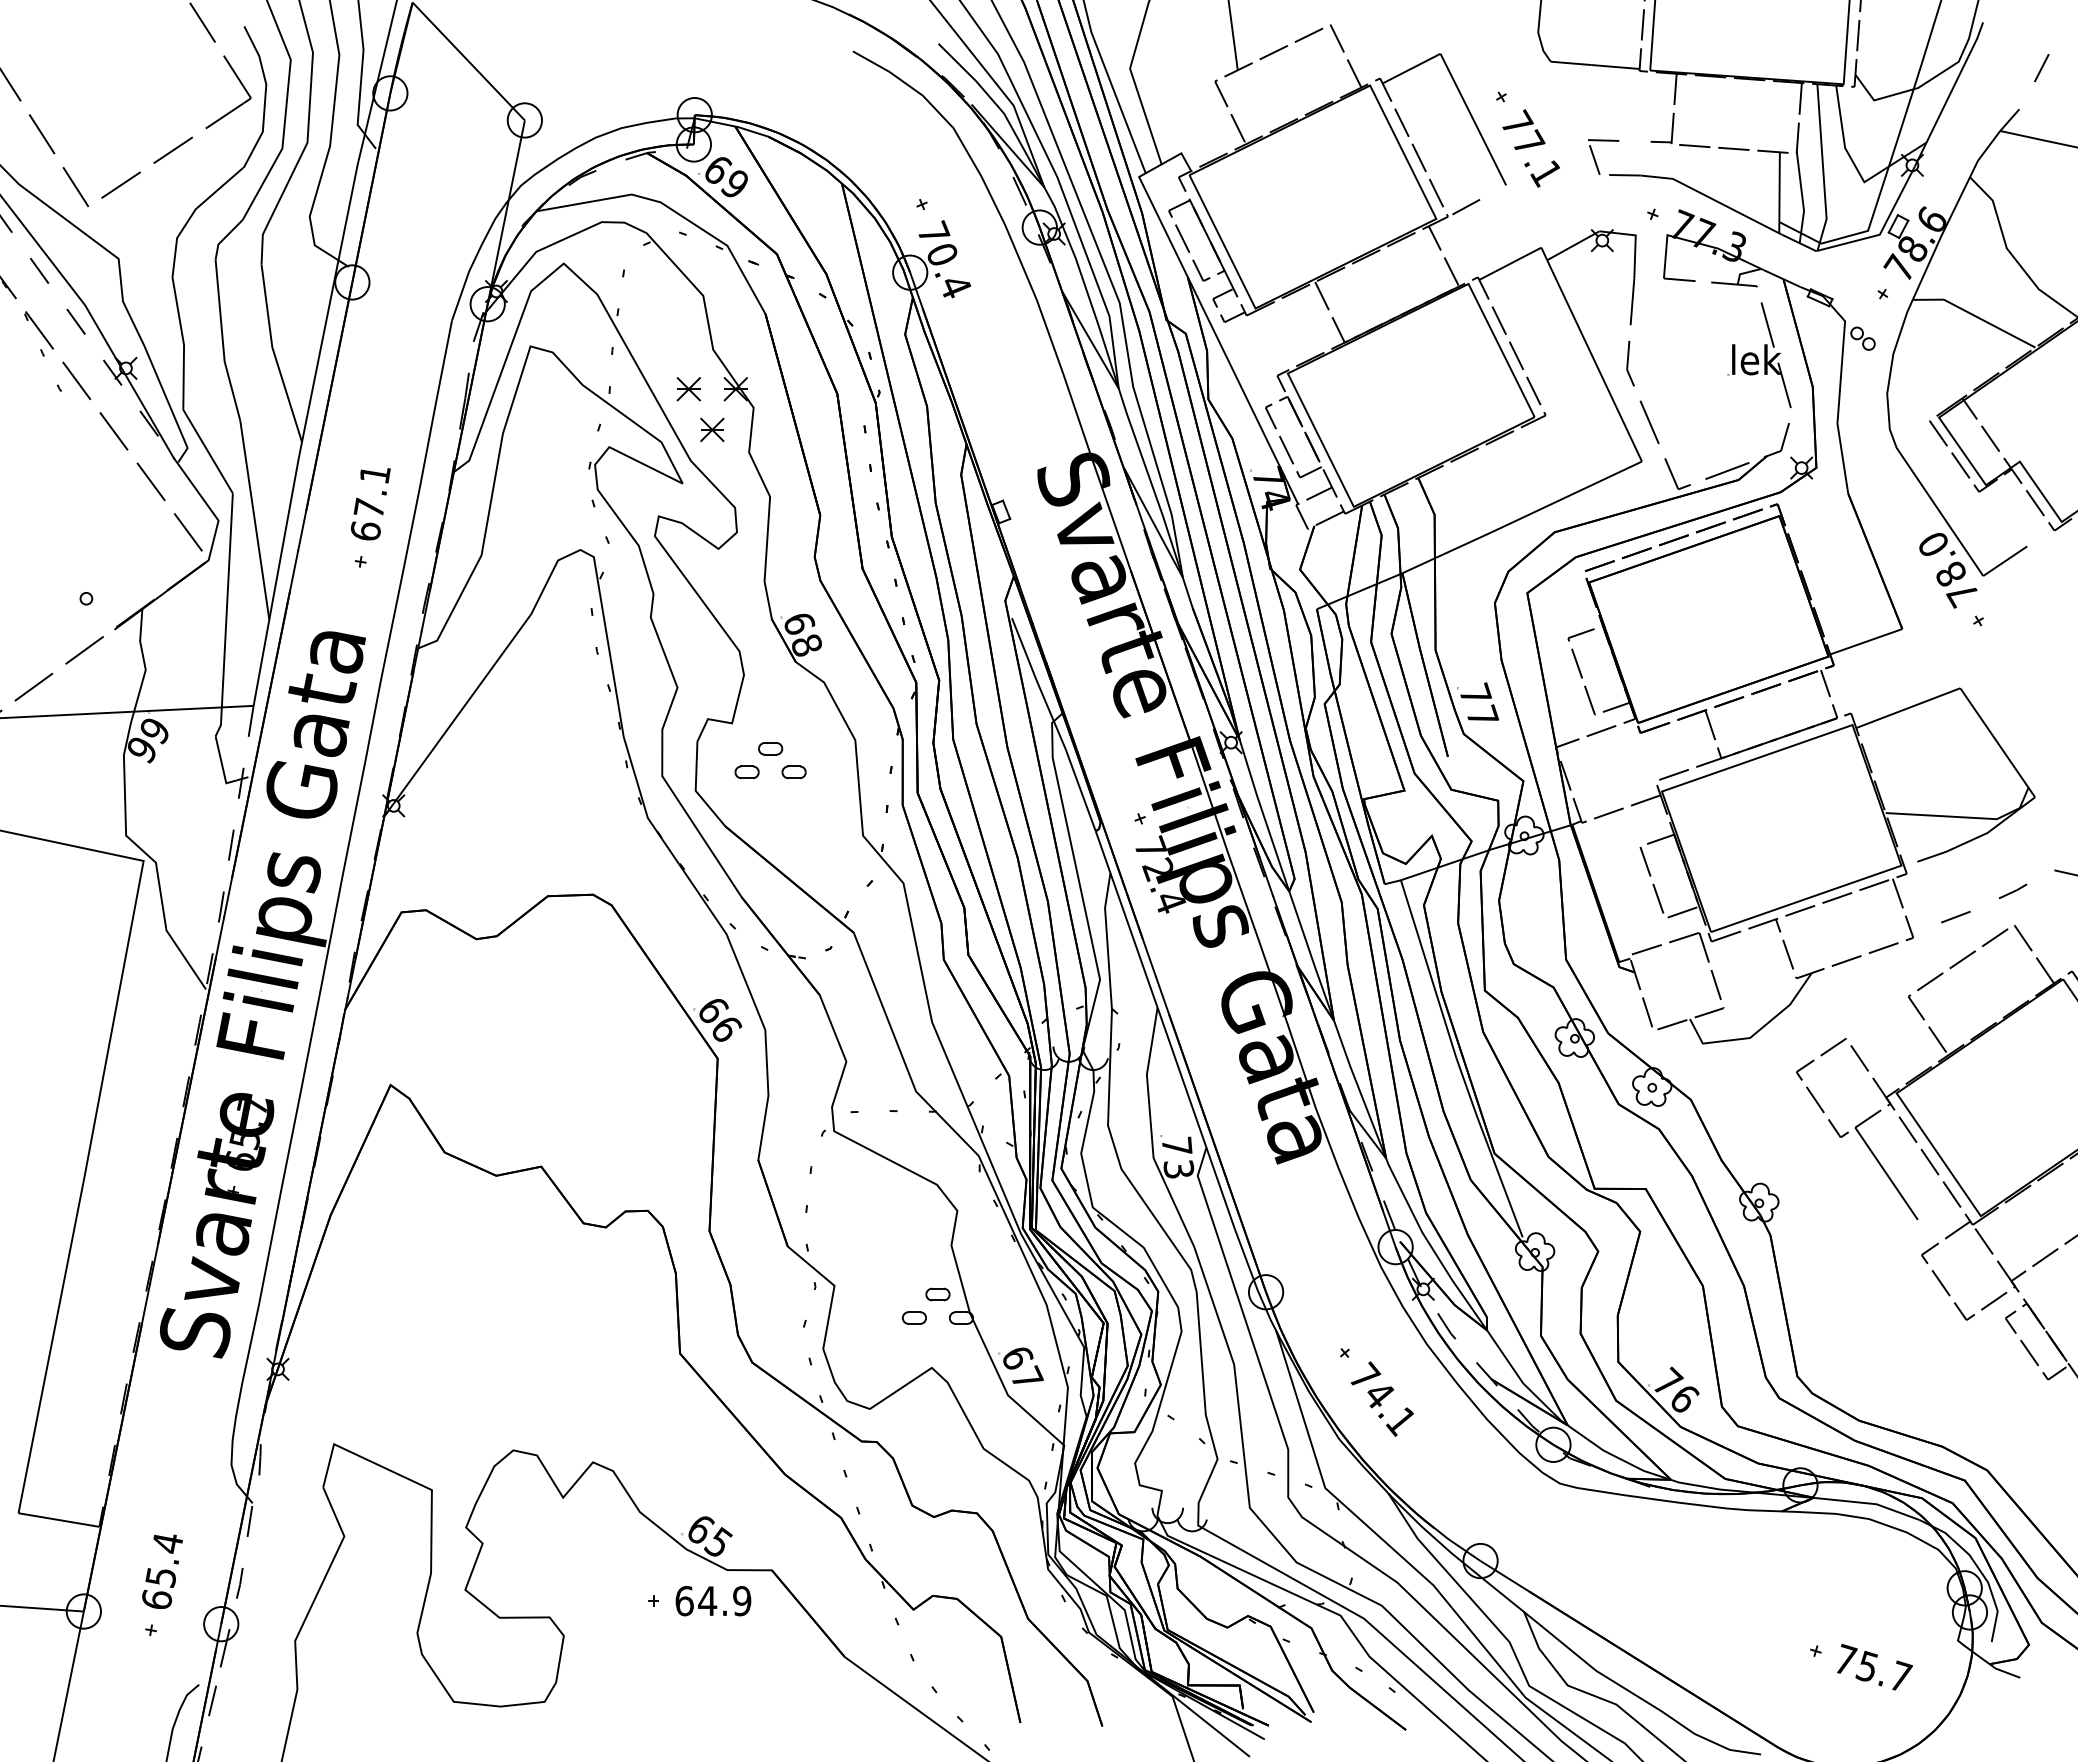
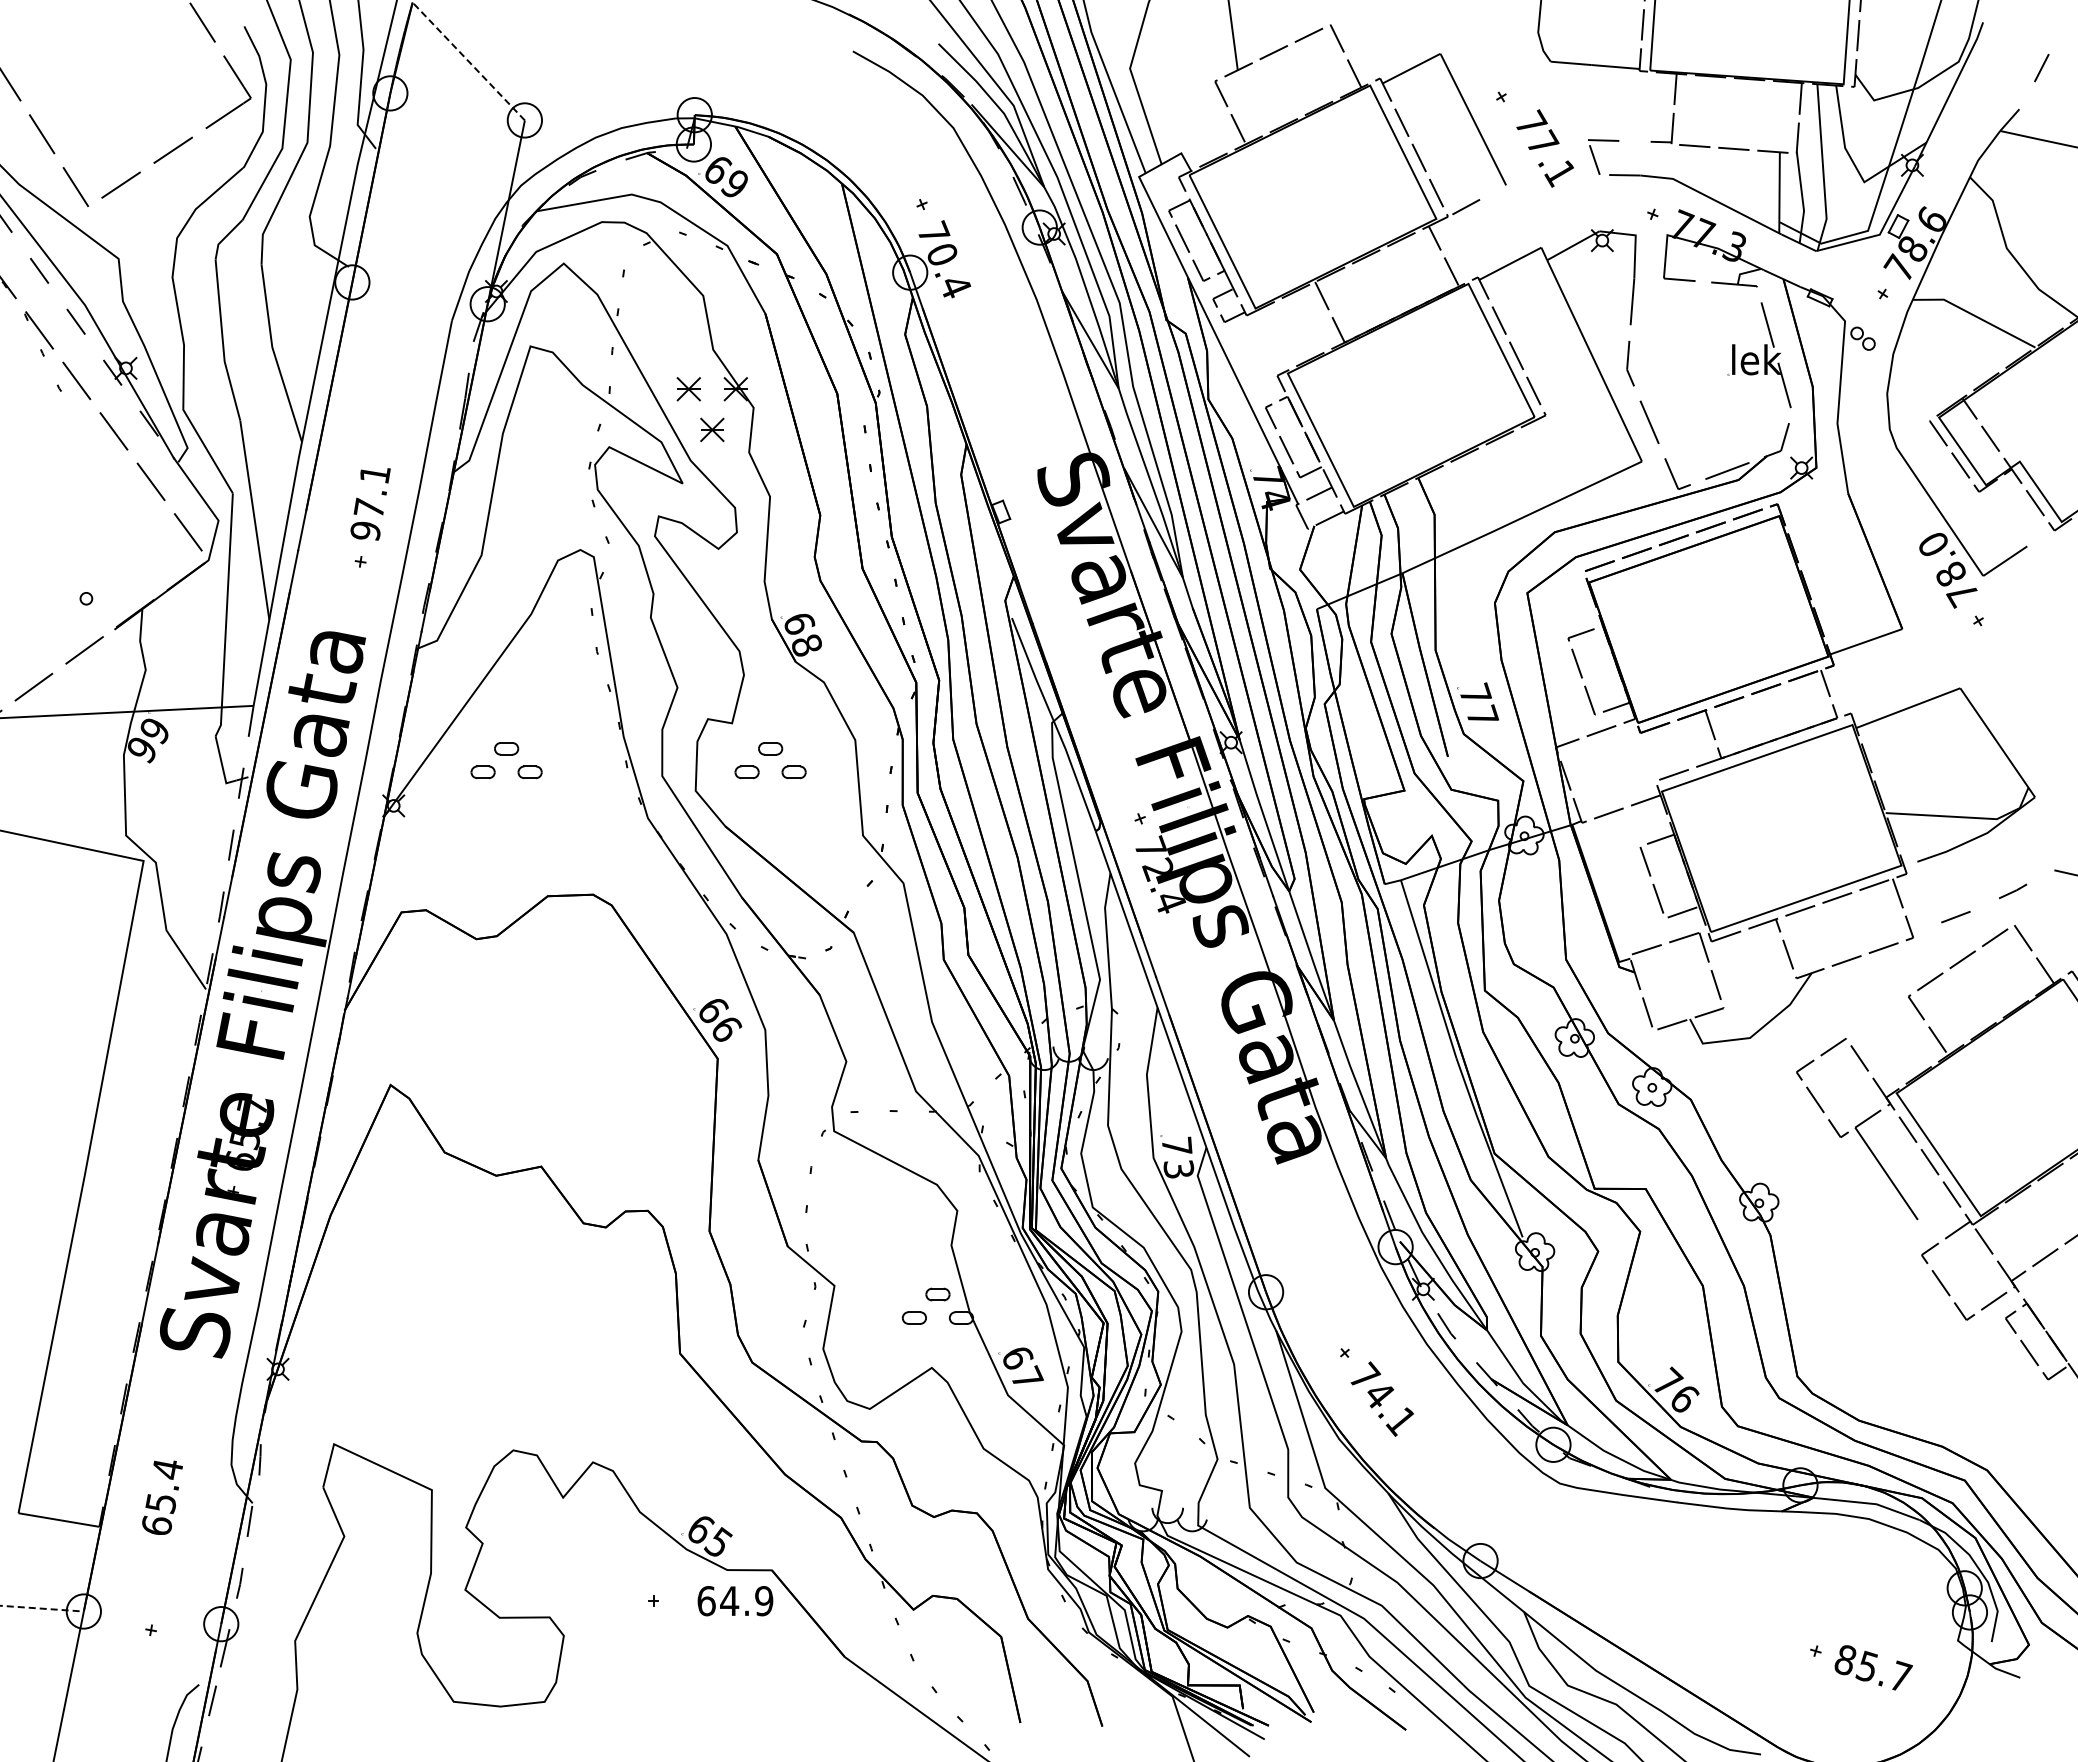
line: solid -> dashed (468, 61)
text position: (1530, 148) -> (1544, 148) (1544, 148)
text: 67.1 -> 97.1 (365, 530)
part: none -> present (506, 760)
text position: (162, 1571) -> (162, 1497) (162, 1497)
text position: (713, 1601) -> (735, 1601) (735, 1601)
line: solid -> dashed (42, 1608)
text: 75.7 -> 85.7 (1845, 1659)
